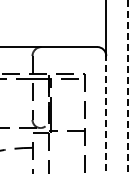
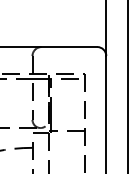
line: dashed -> solid (127, 86)
line: dashed -> solid (106, 114)
